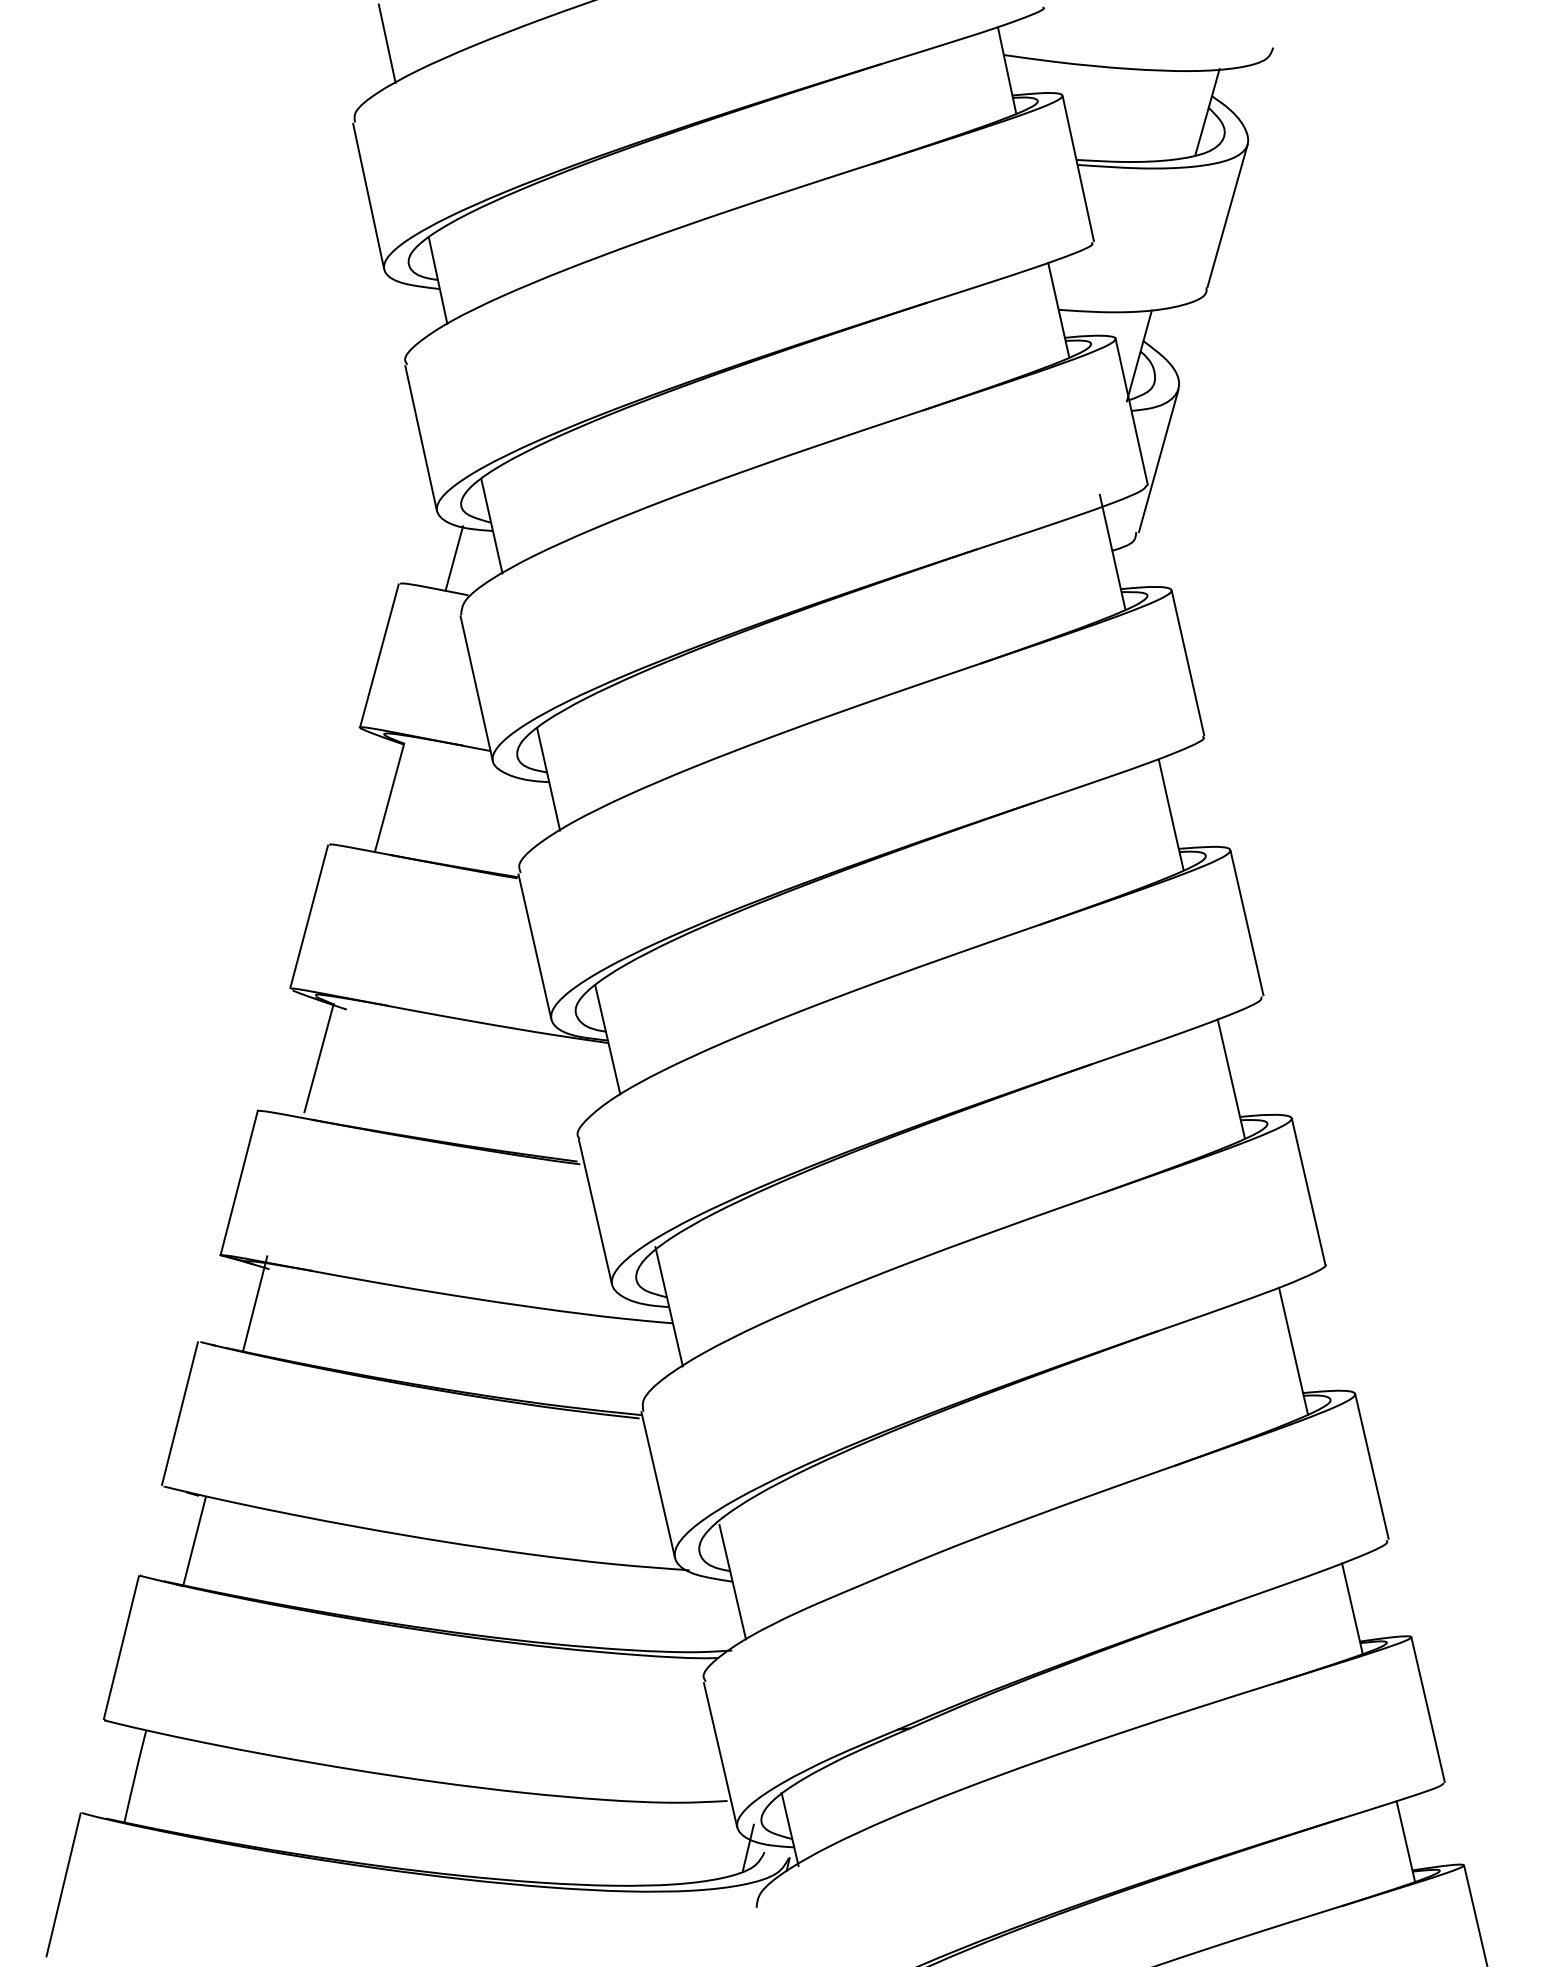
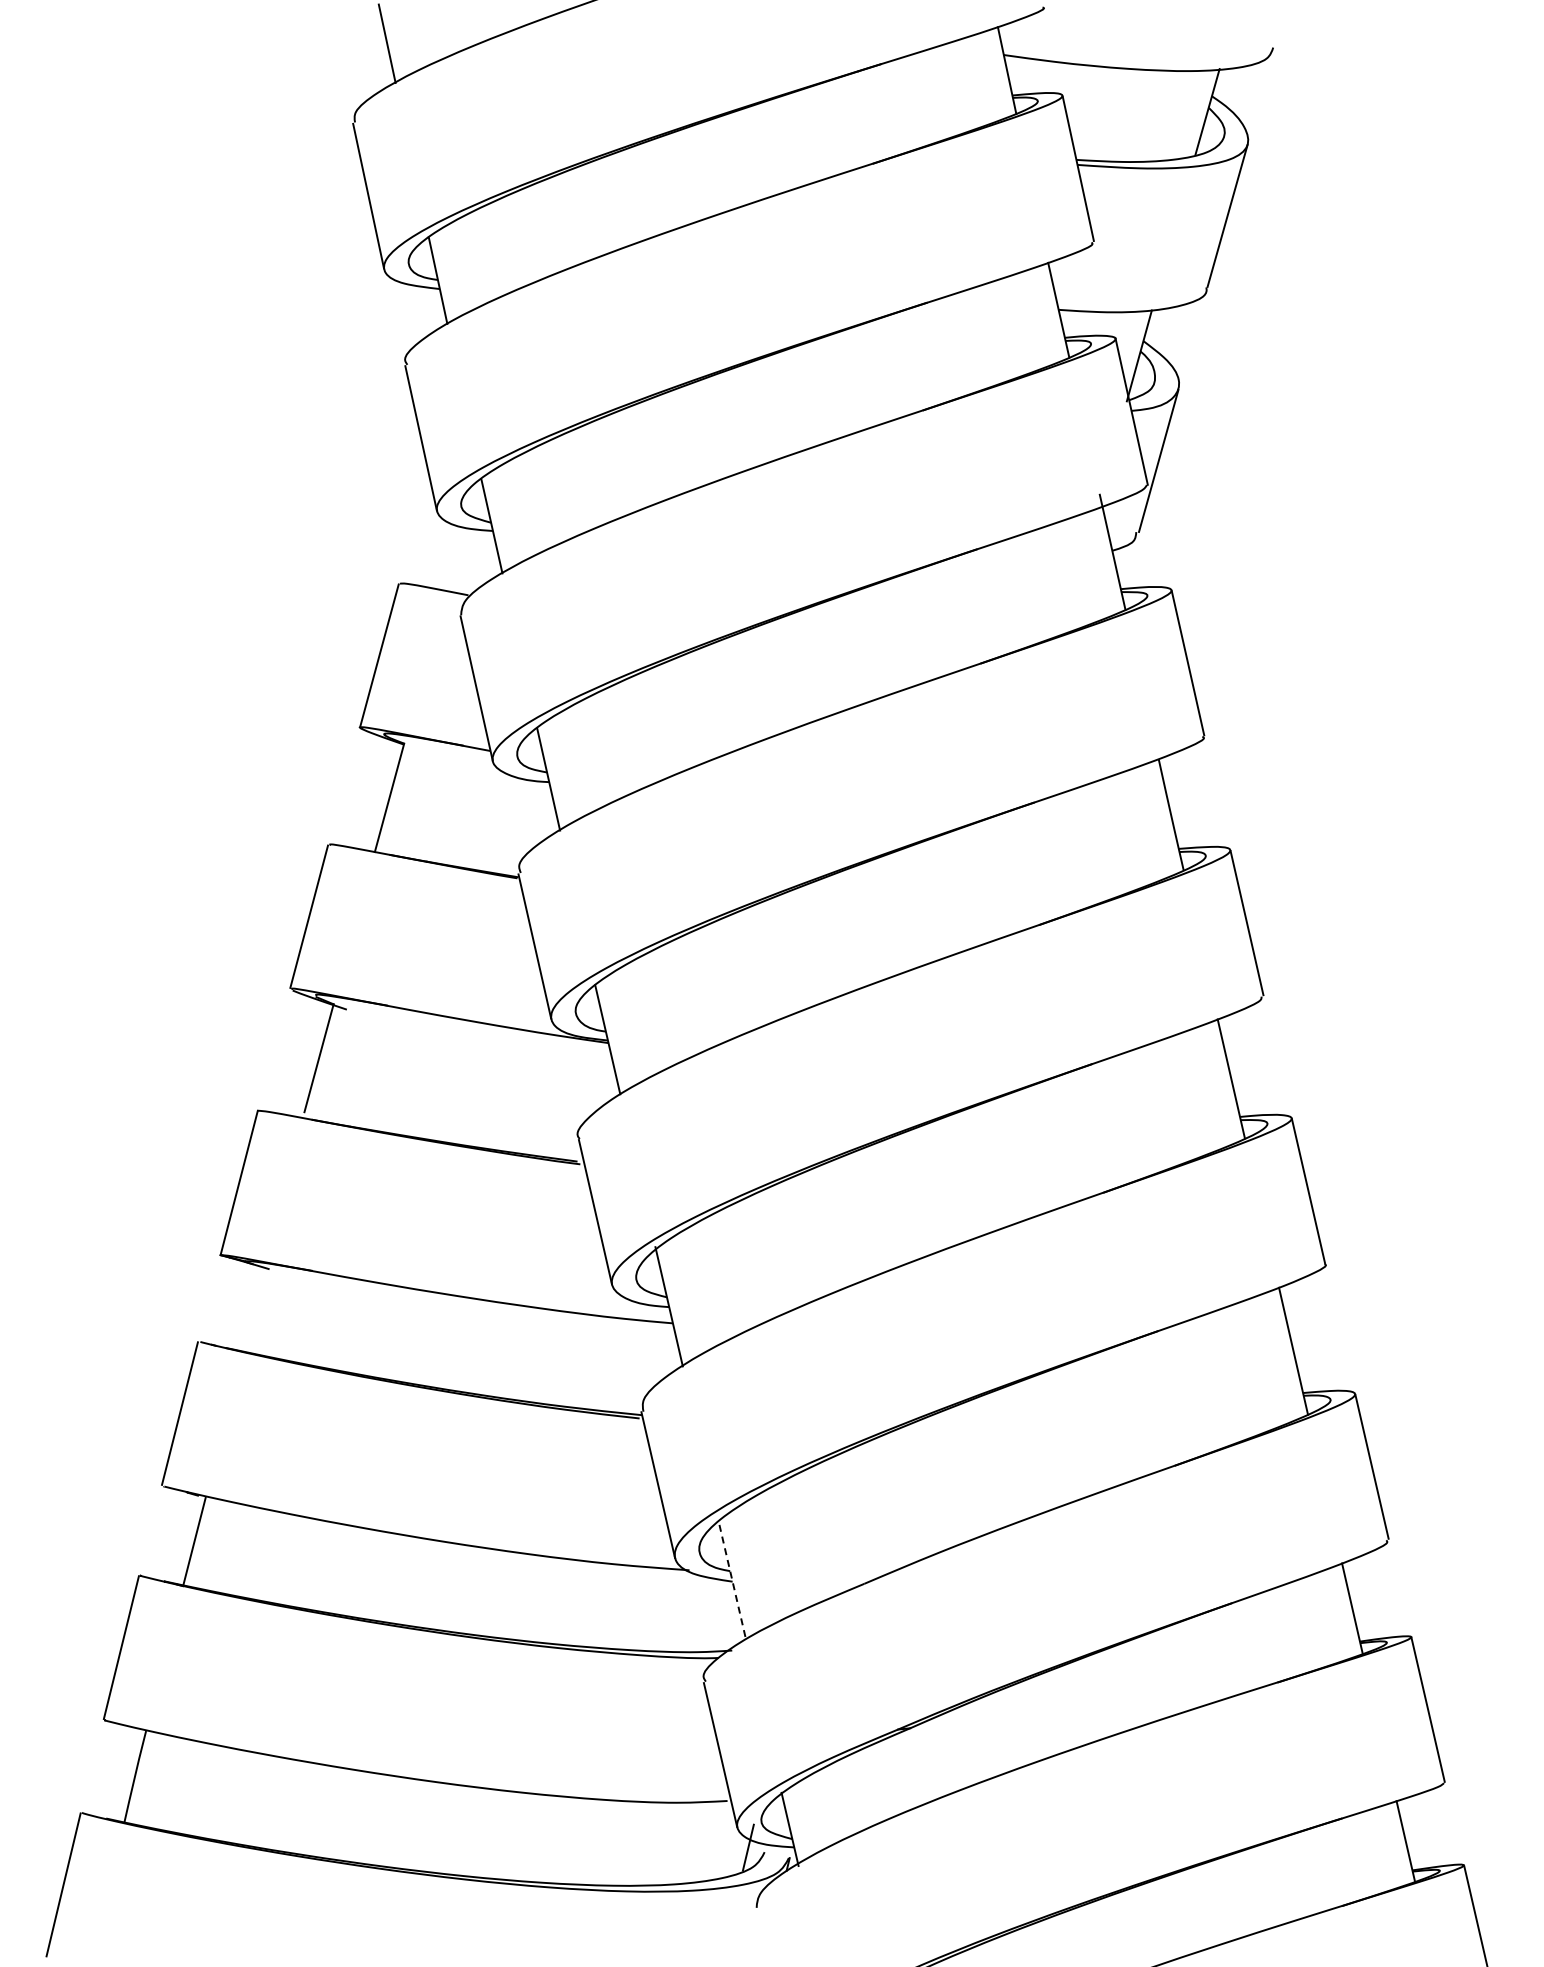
line: present -> none (454, 558)
line: present -> none (254, 1303)
line: solid -> dashed (732, 1582)
